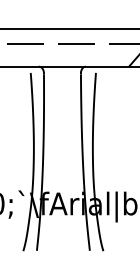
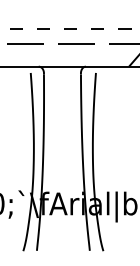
line: solid -> dashed (69, 29)
